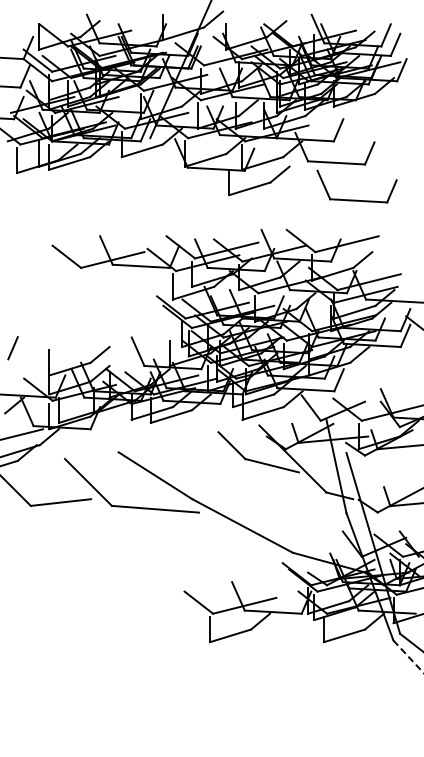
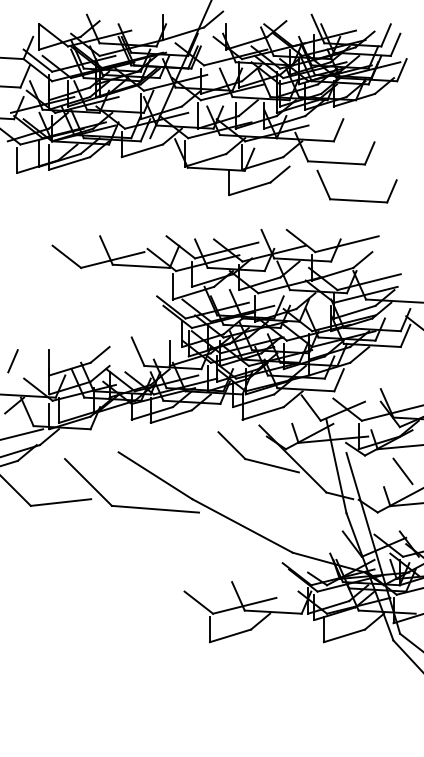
line position: (12, 348) -> (12, 361) (12, 361)
line: none -> present (402, 471)
line: dashed -> solid (408, 656)
